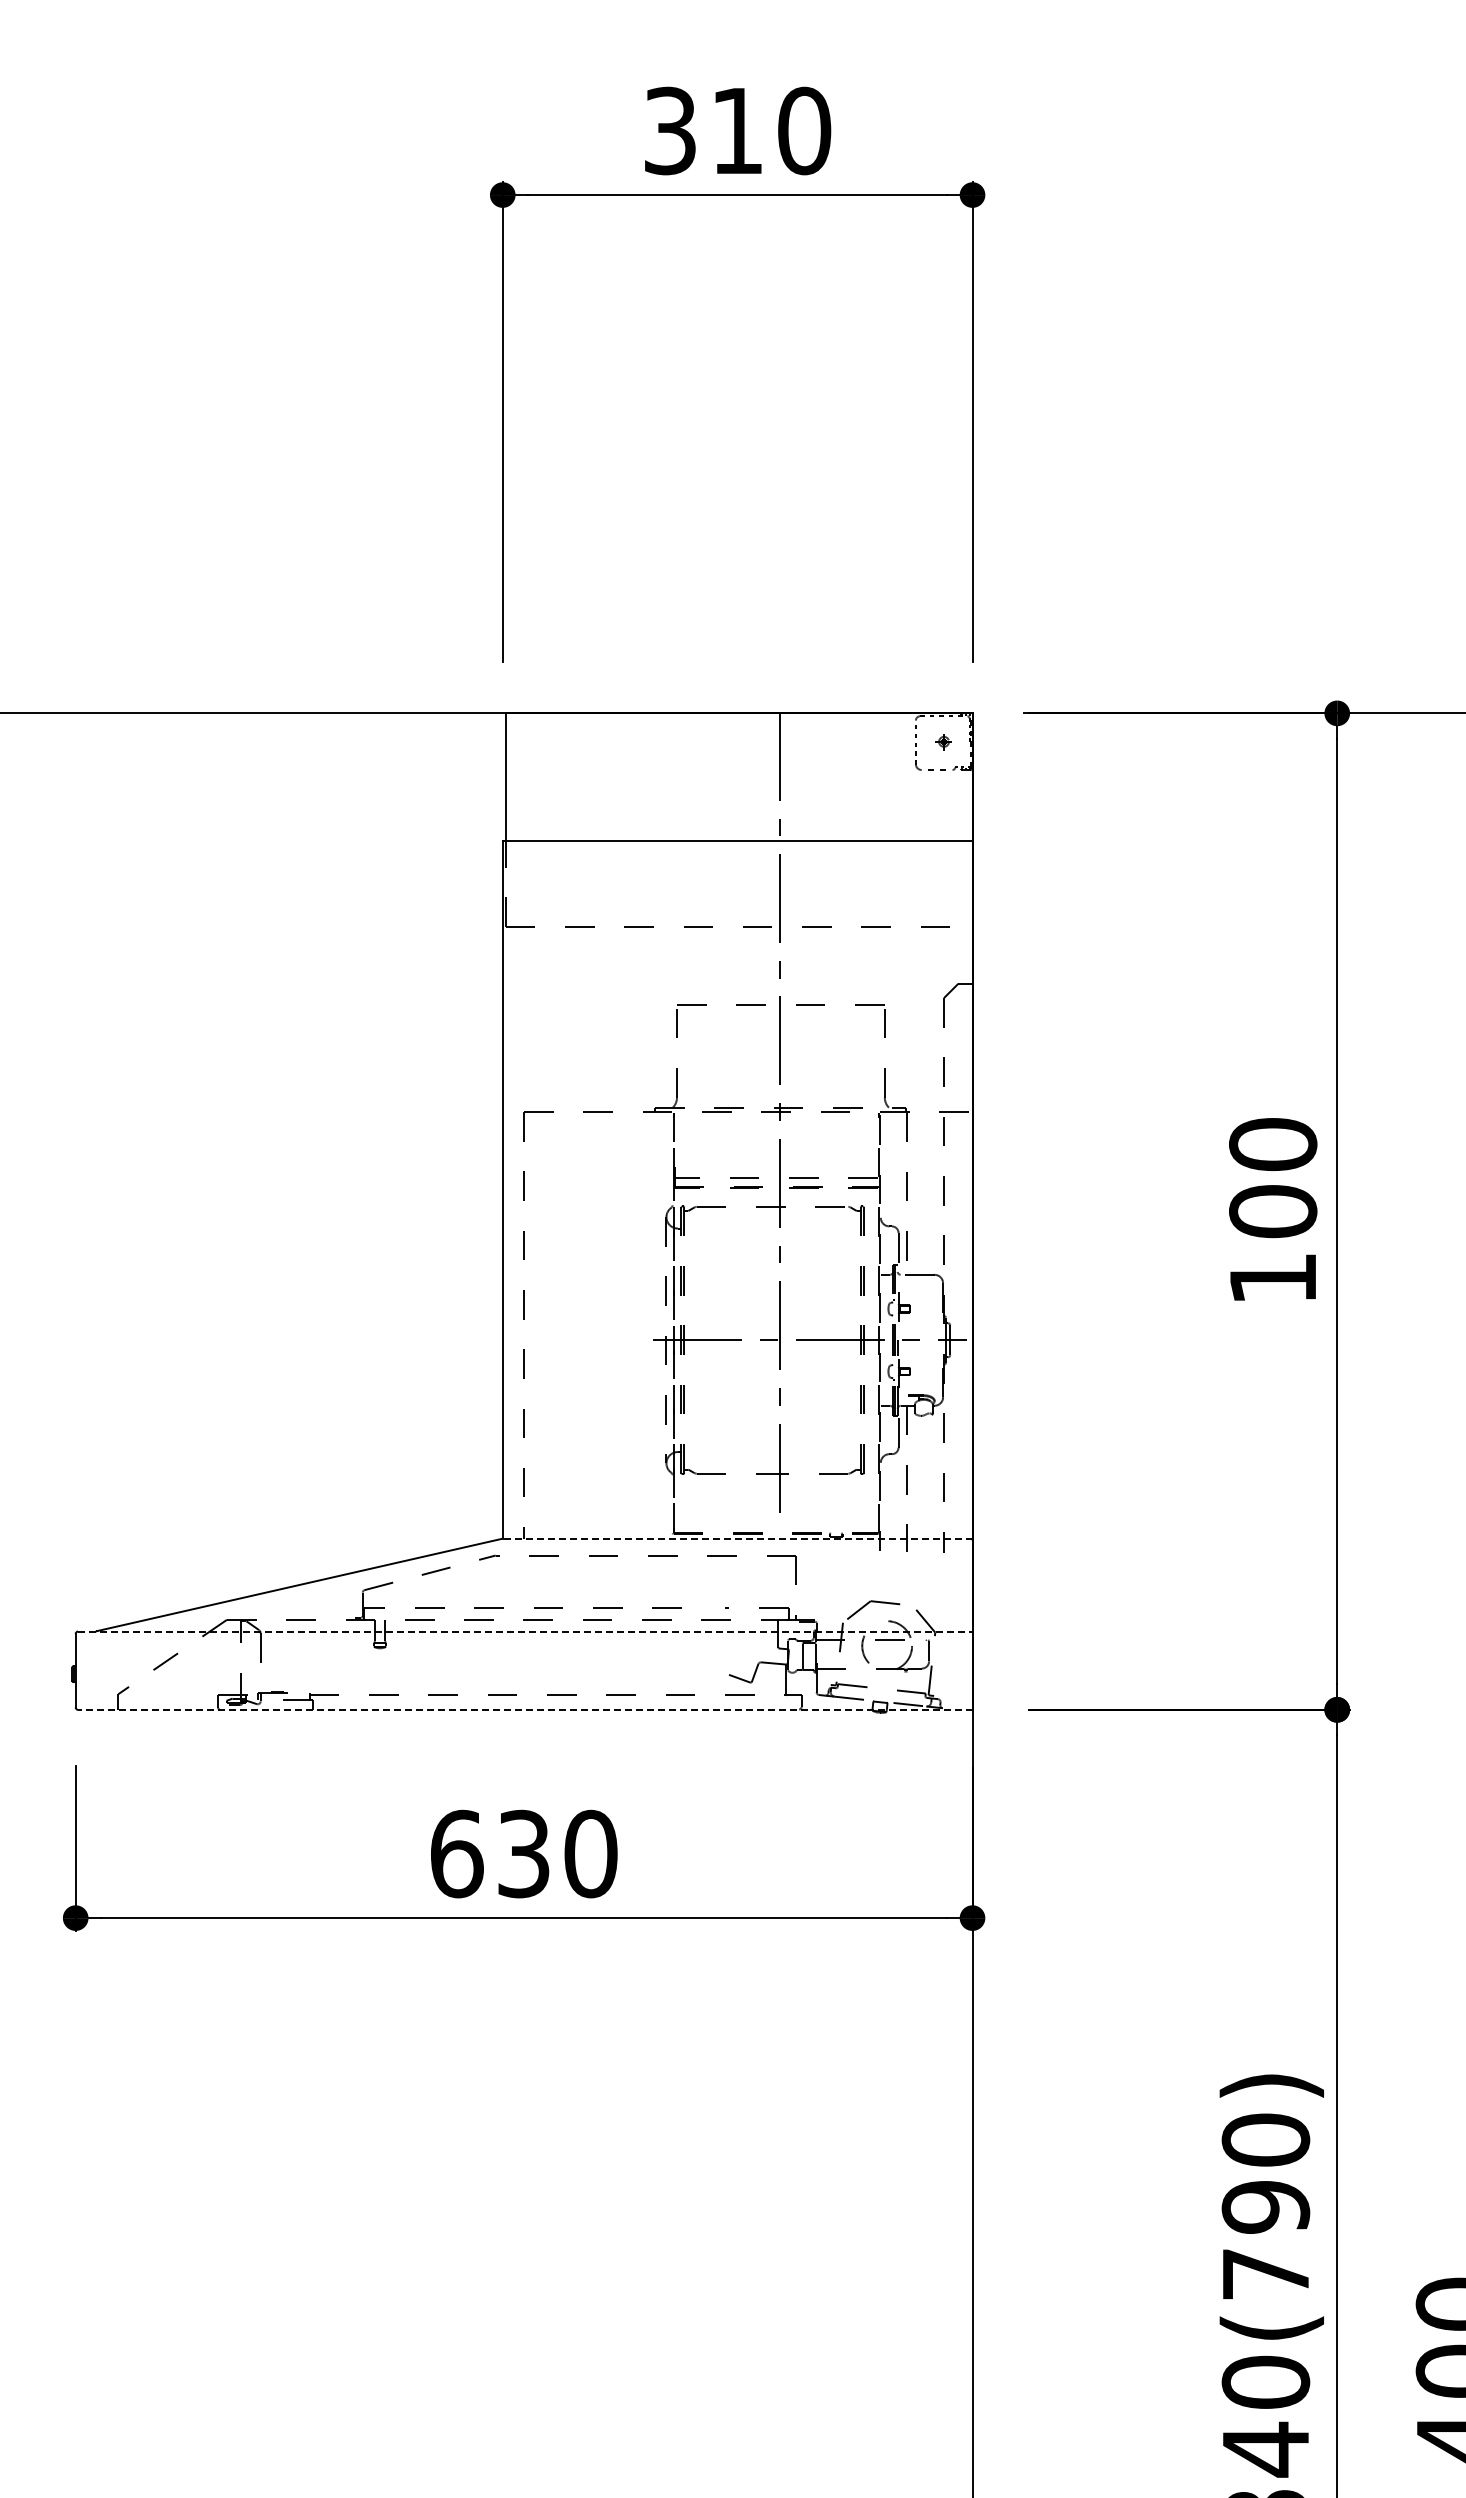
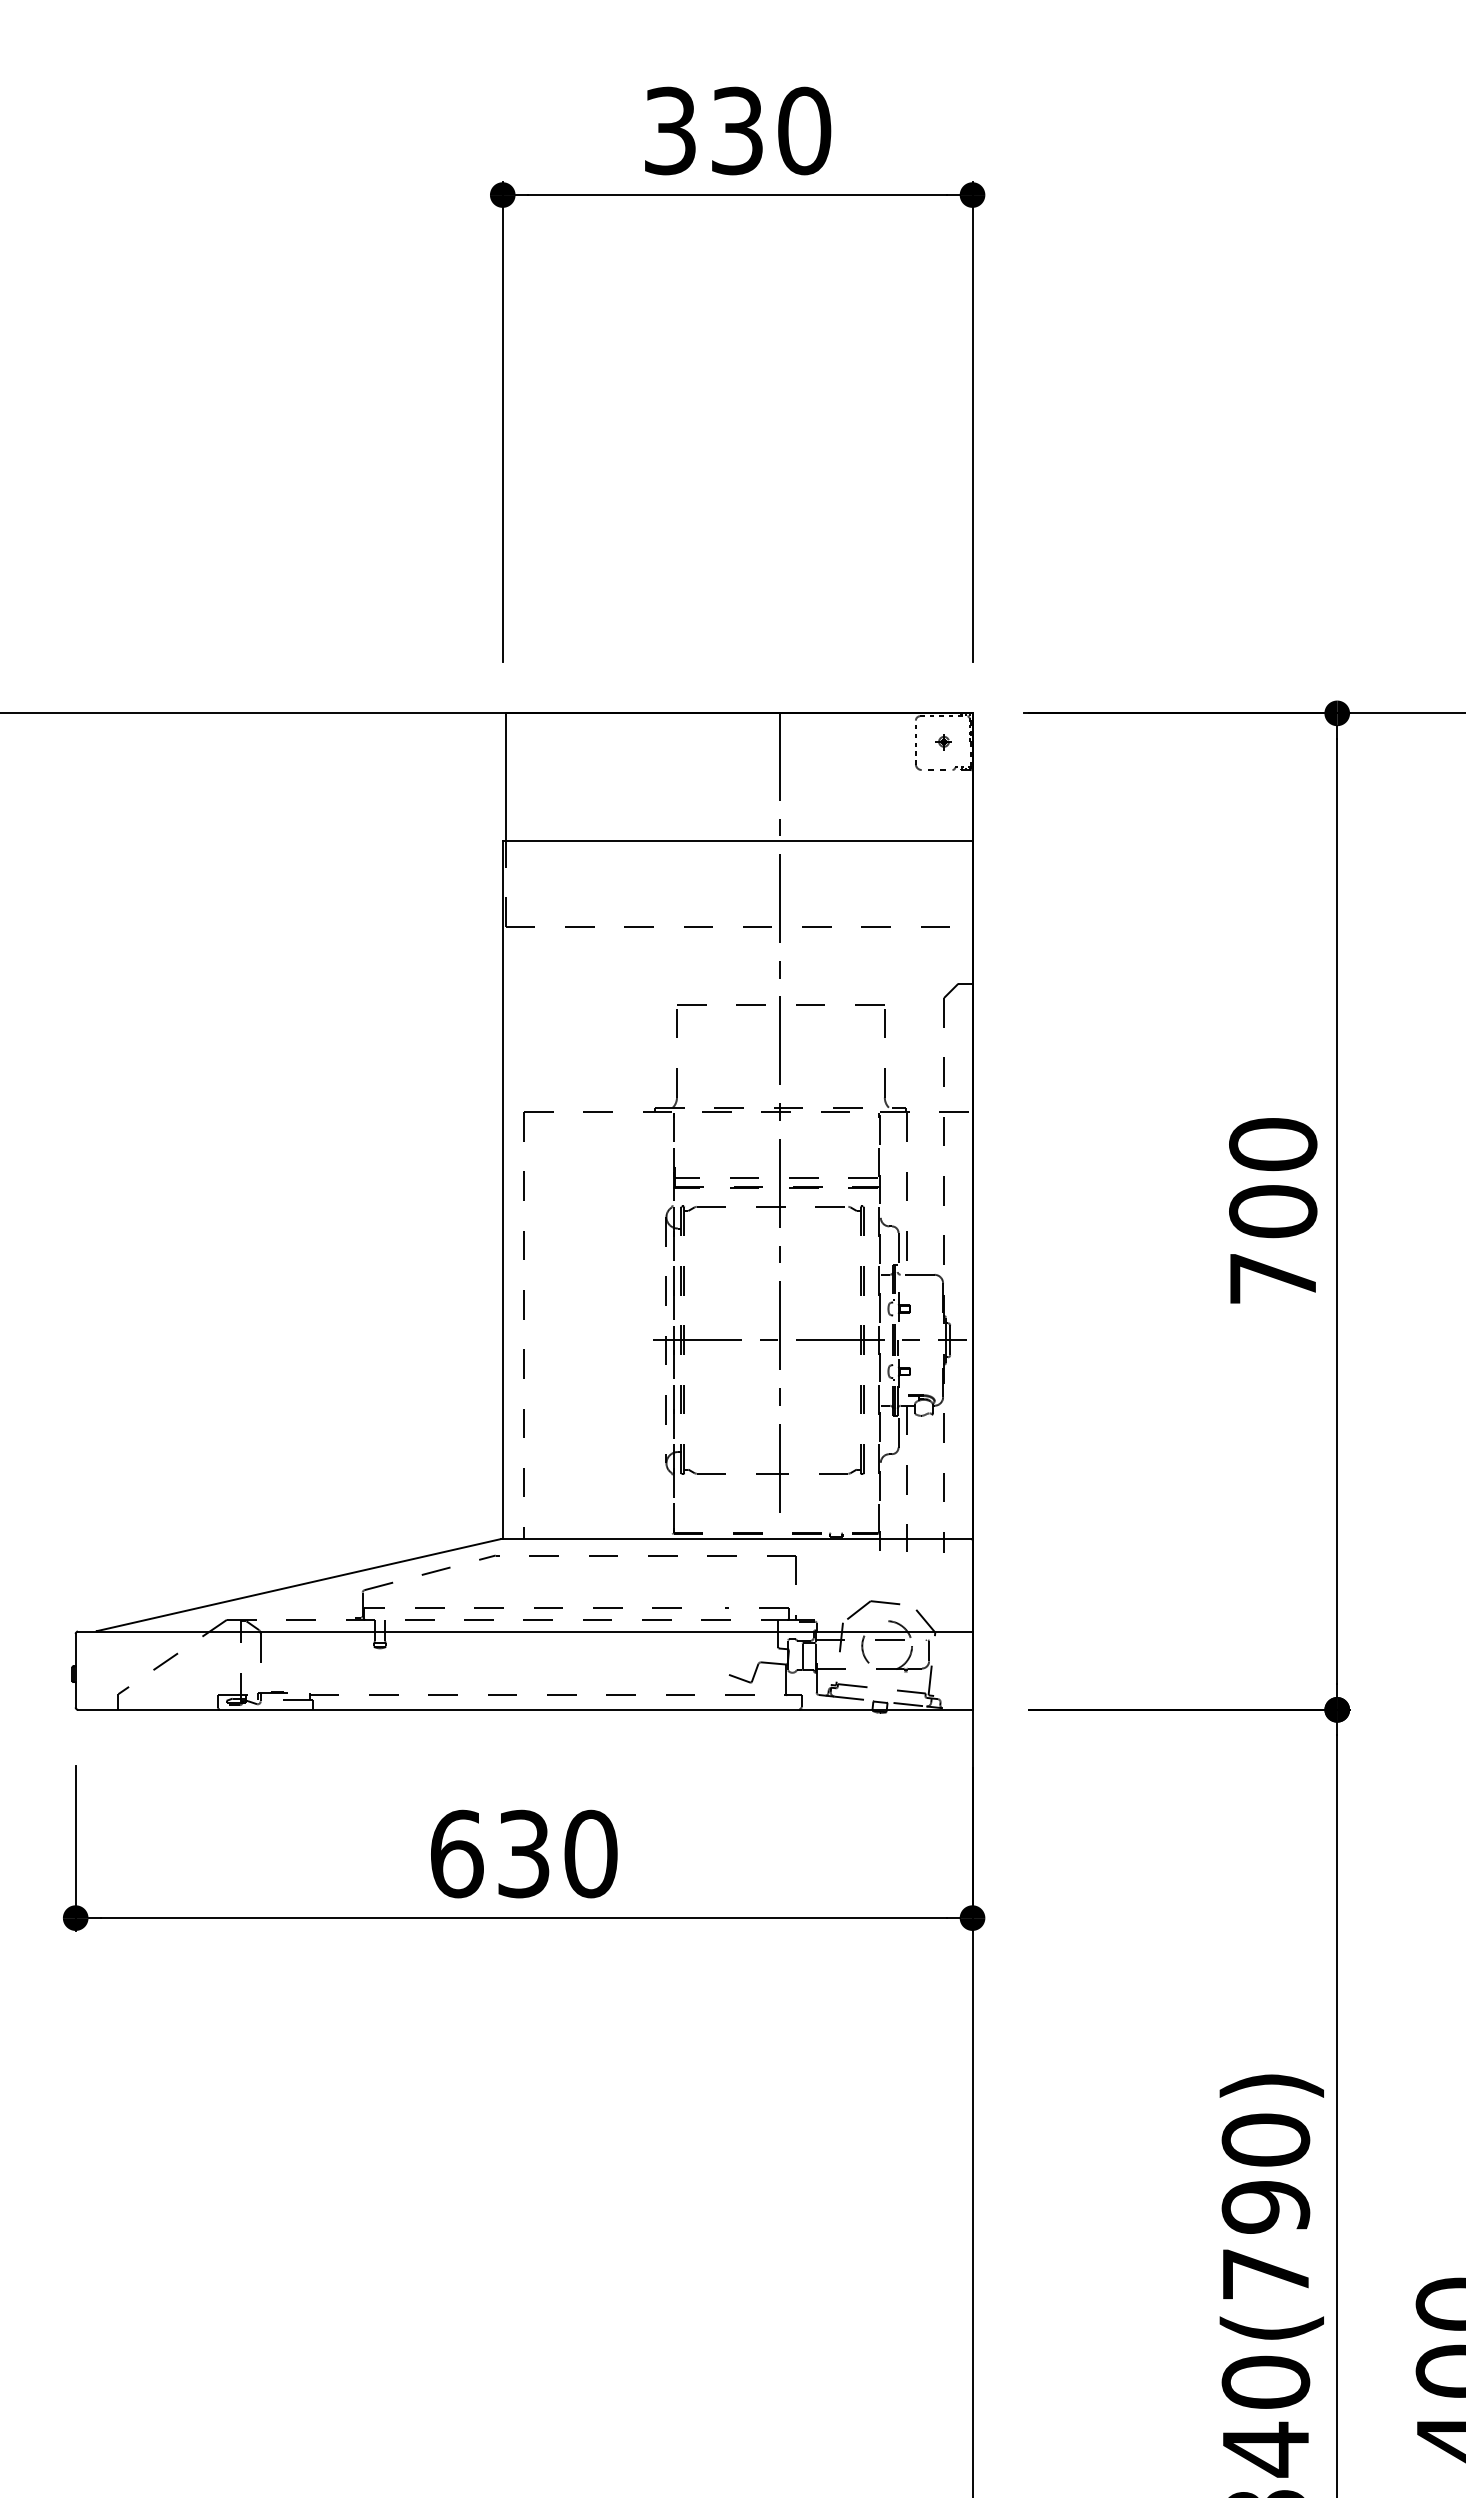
text: 310 -> 330 (737, 130)
text: 100 -> 700 (1272, 1278)
line: dashed -> solid (736, 1539)
line: dashed -> solid (525, 1631)
line: dashed -> solid (524, 1709)
